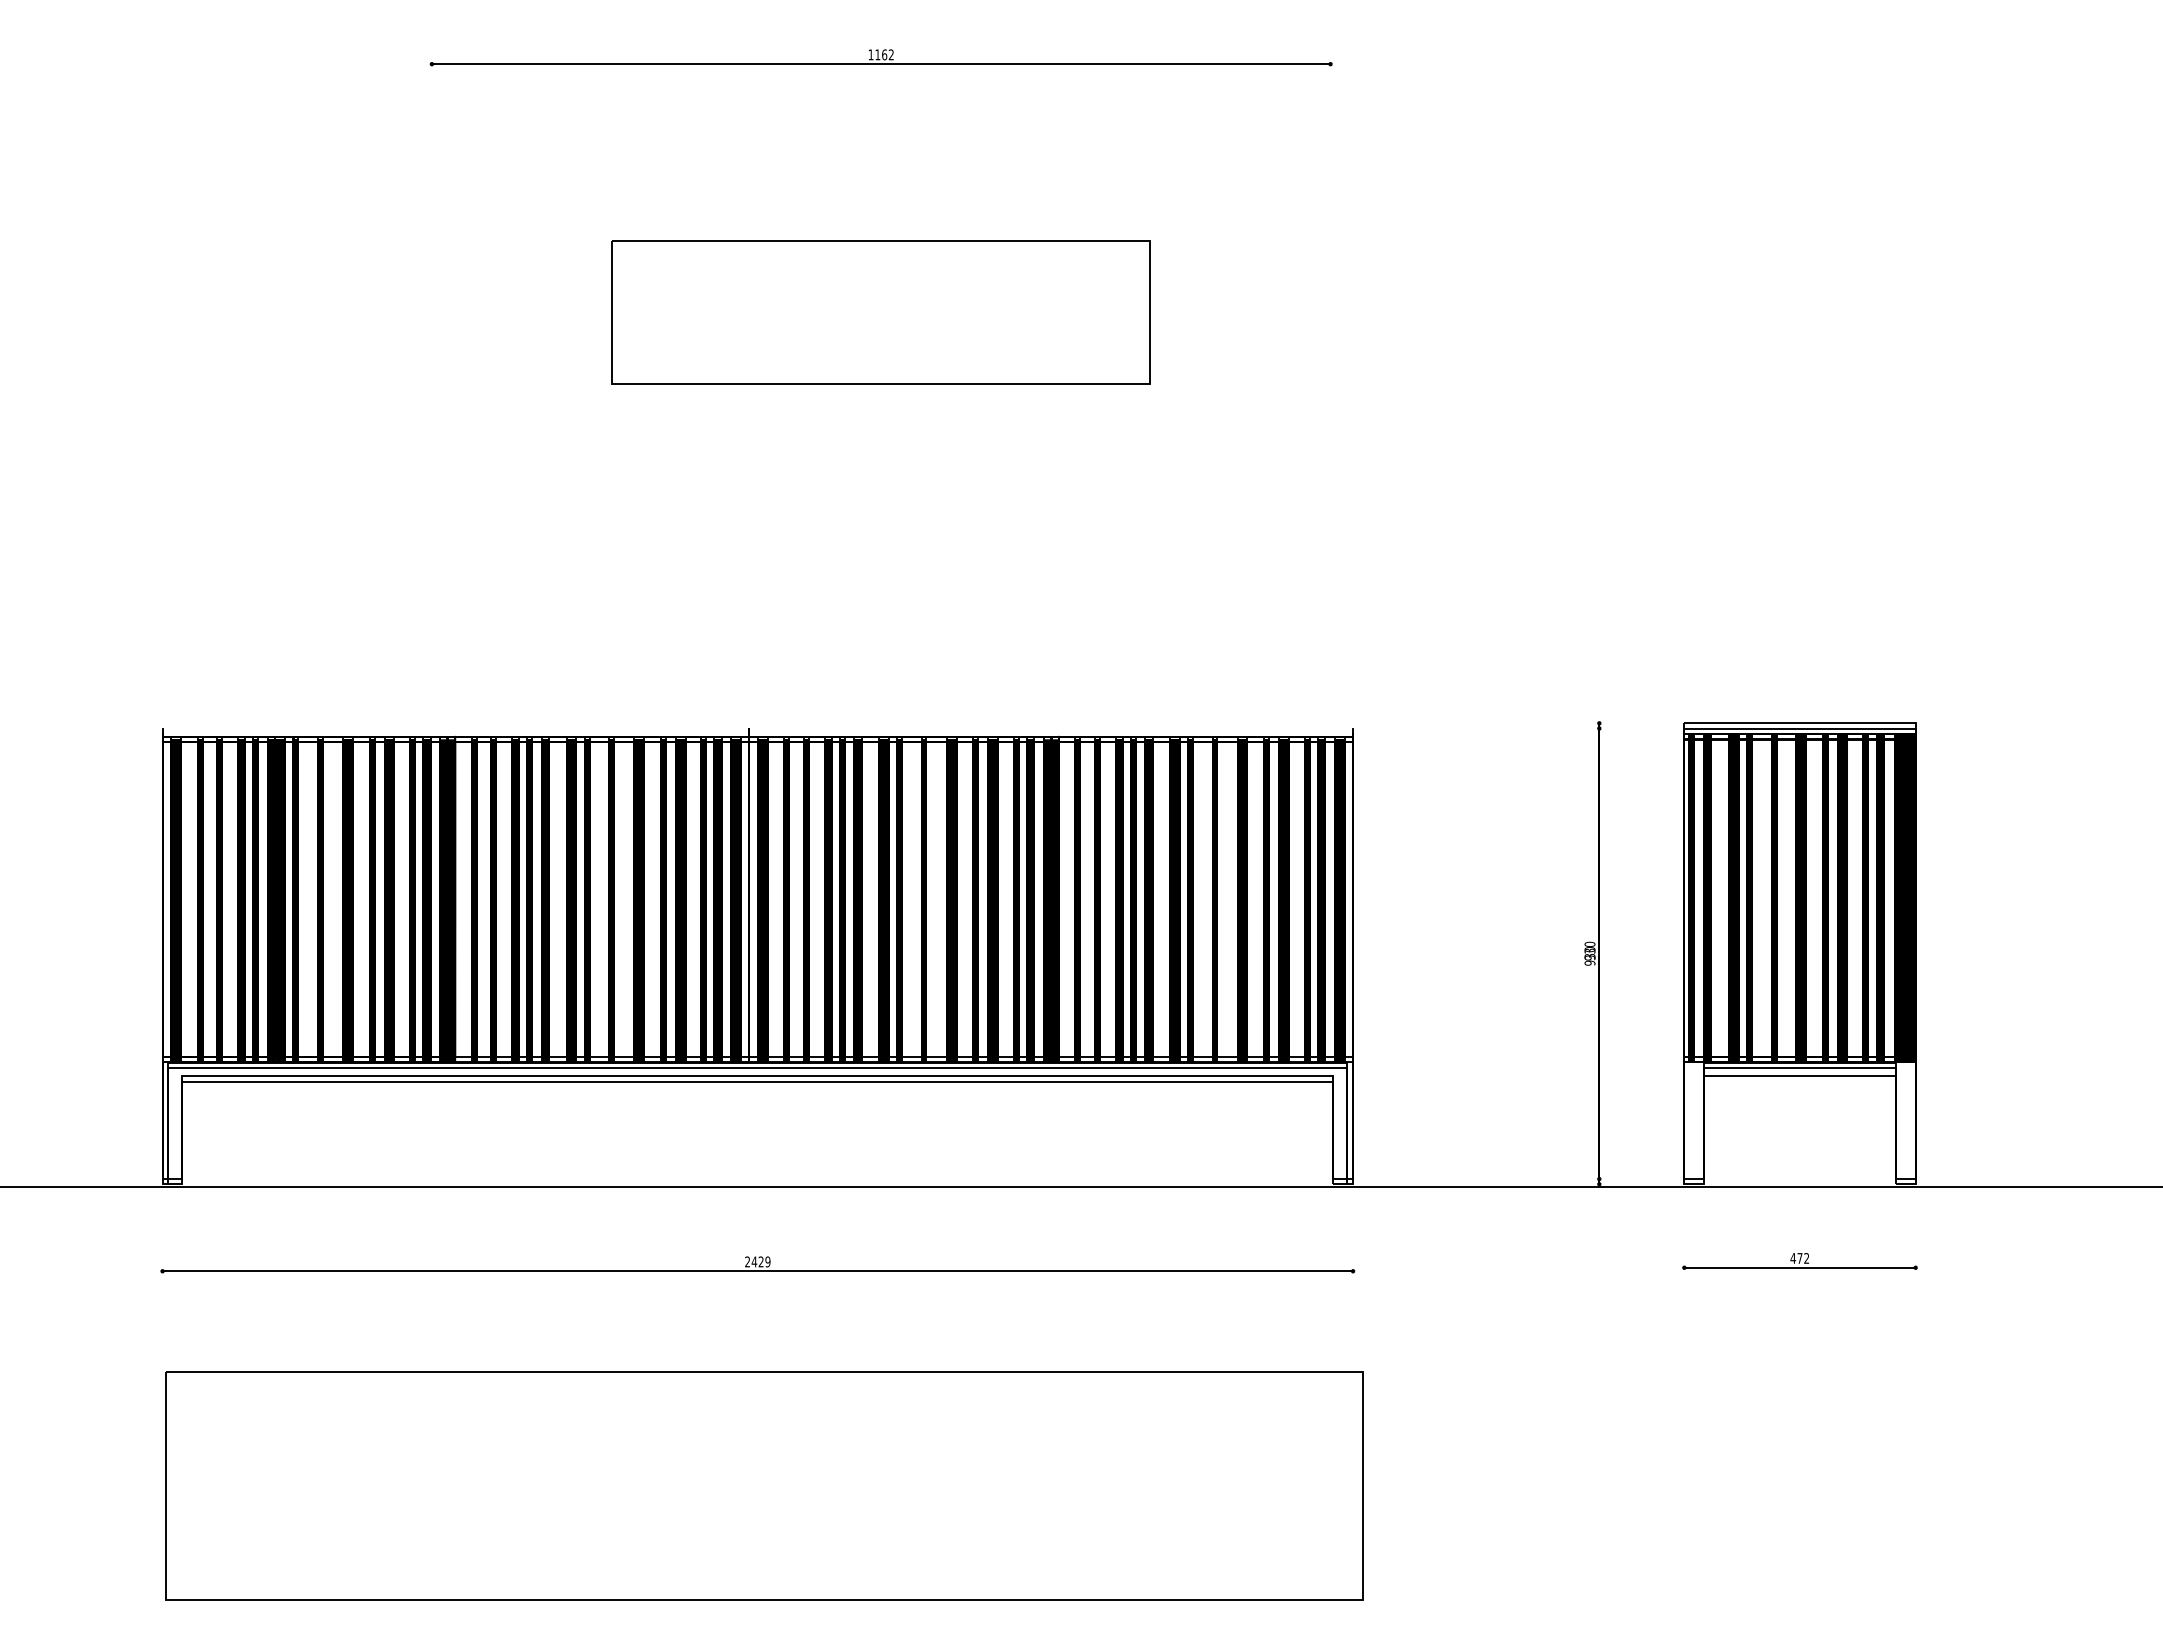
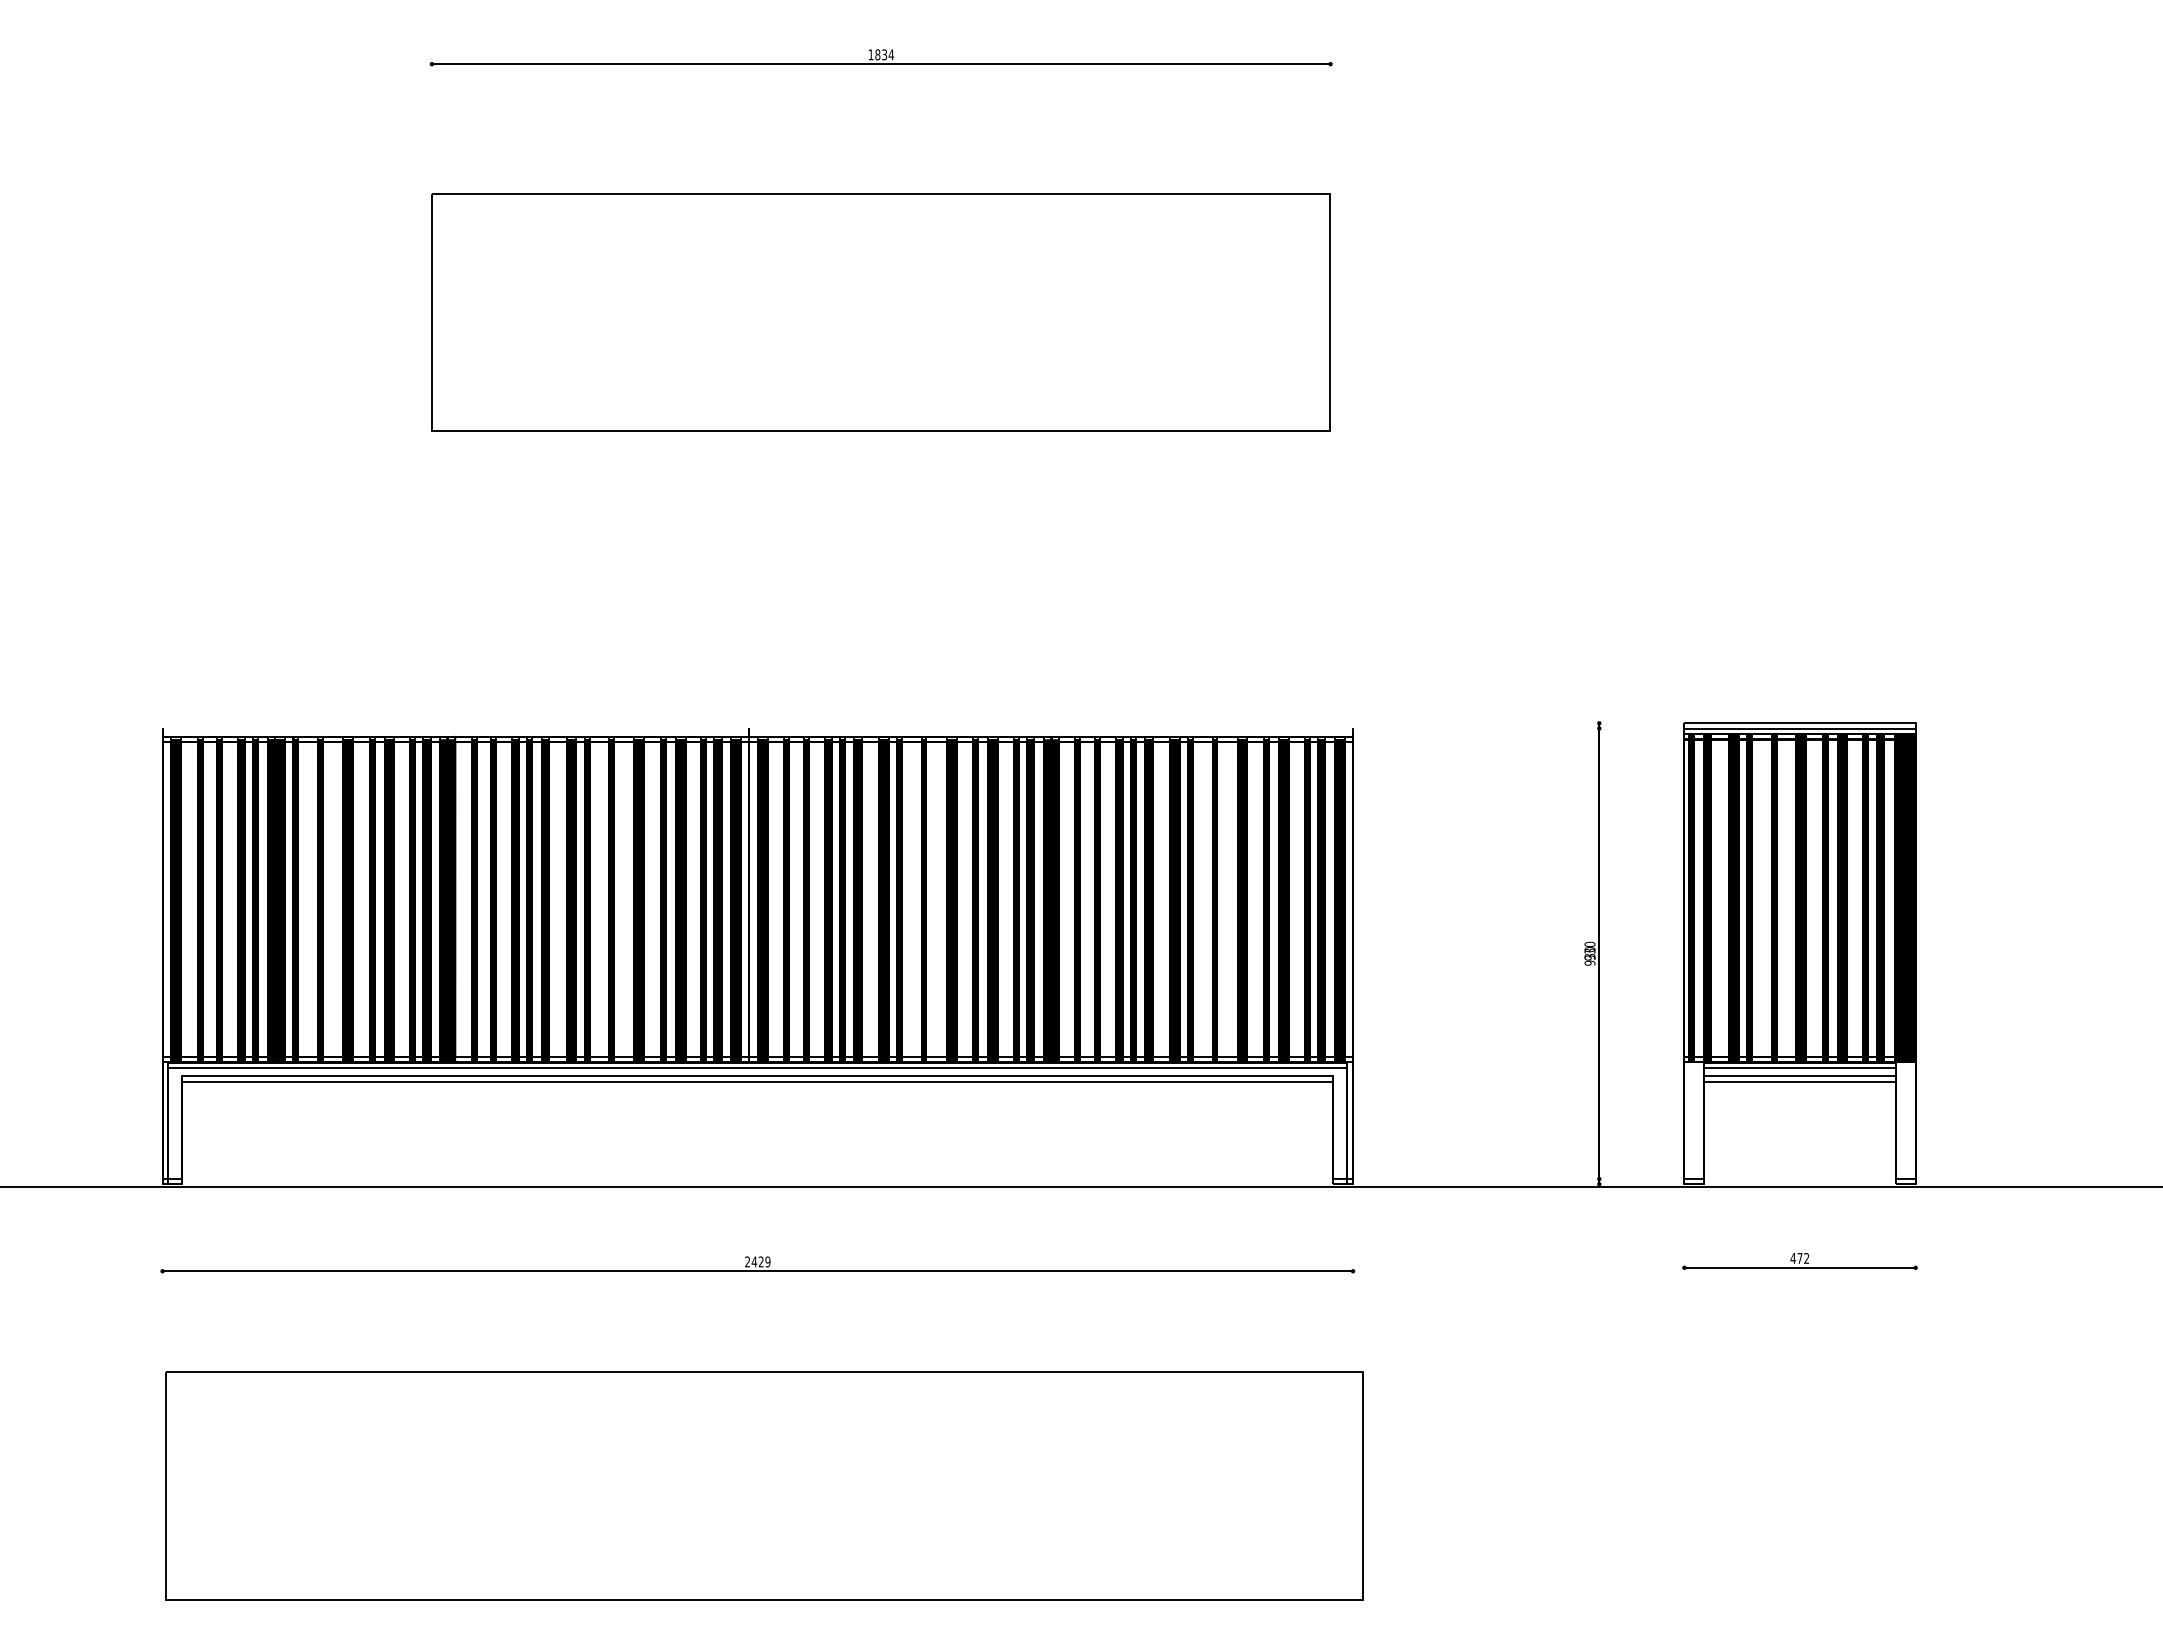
text: 1162 -> 1834 (884, 54)
part size: 540x145 px -> 900x239 px (880, 312)
line: none -> present (1799, 1081)
